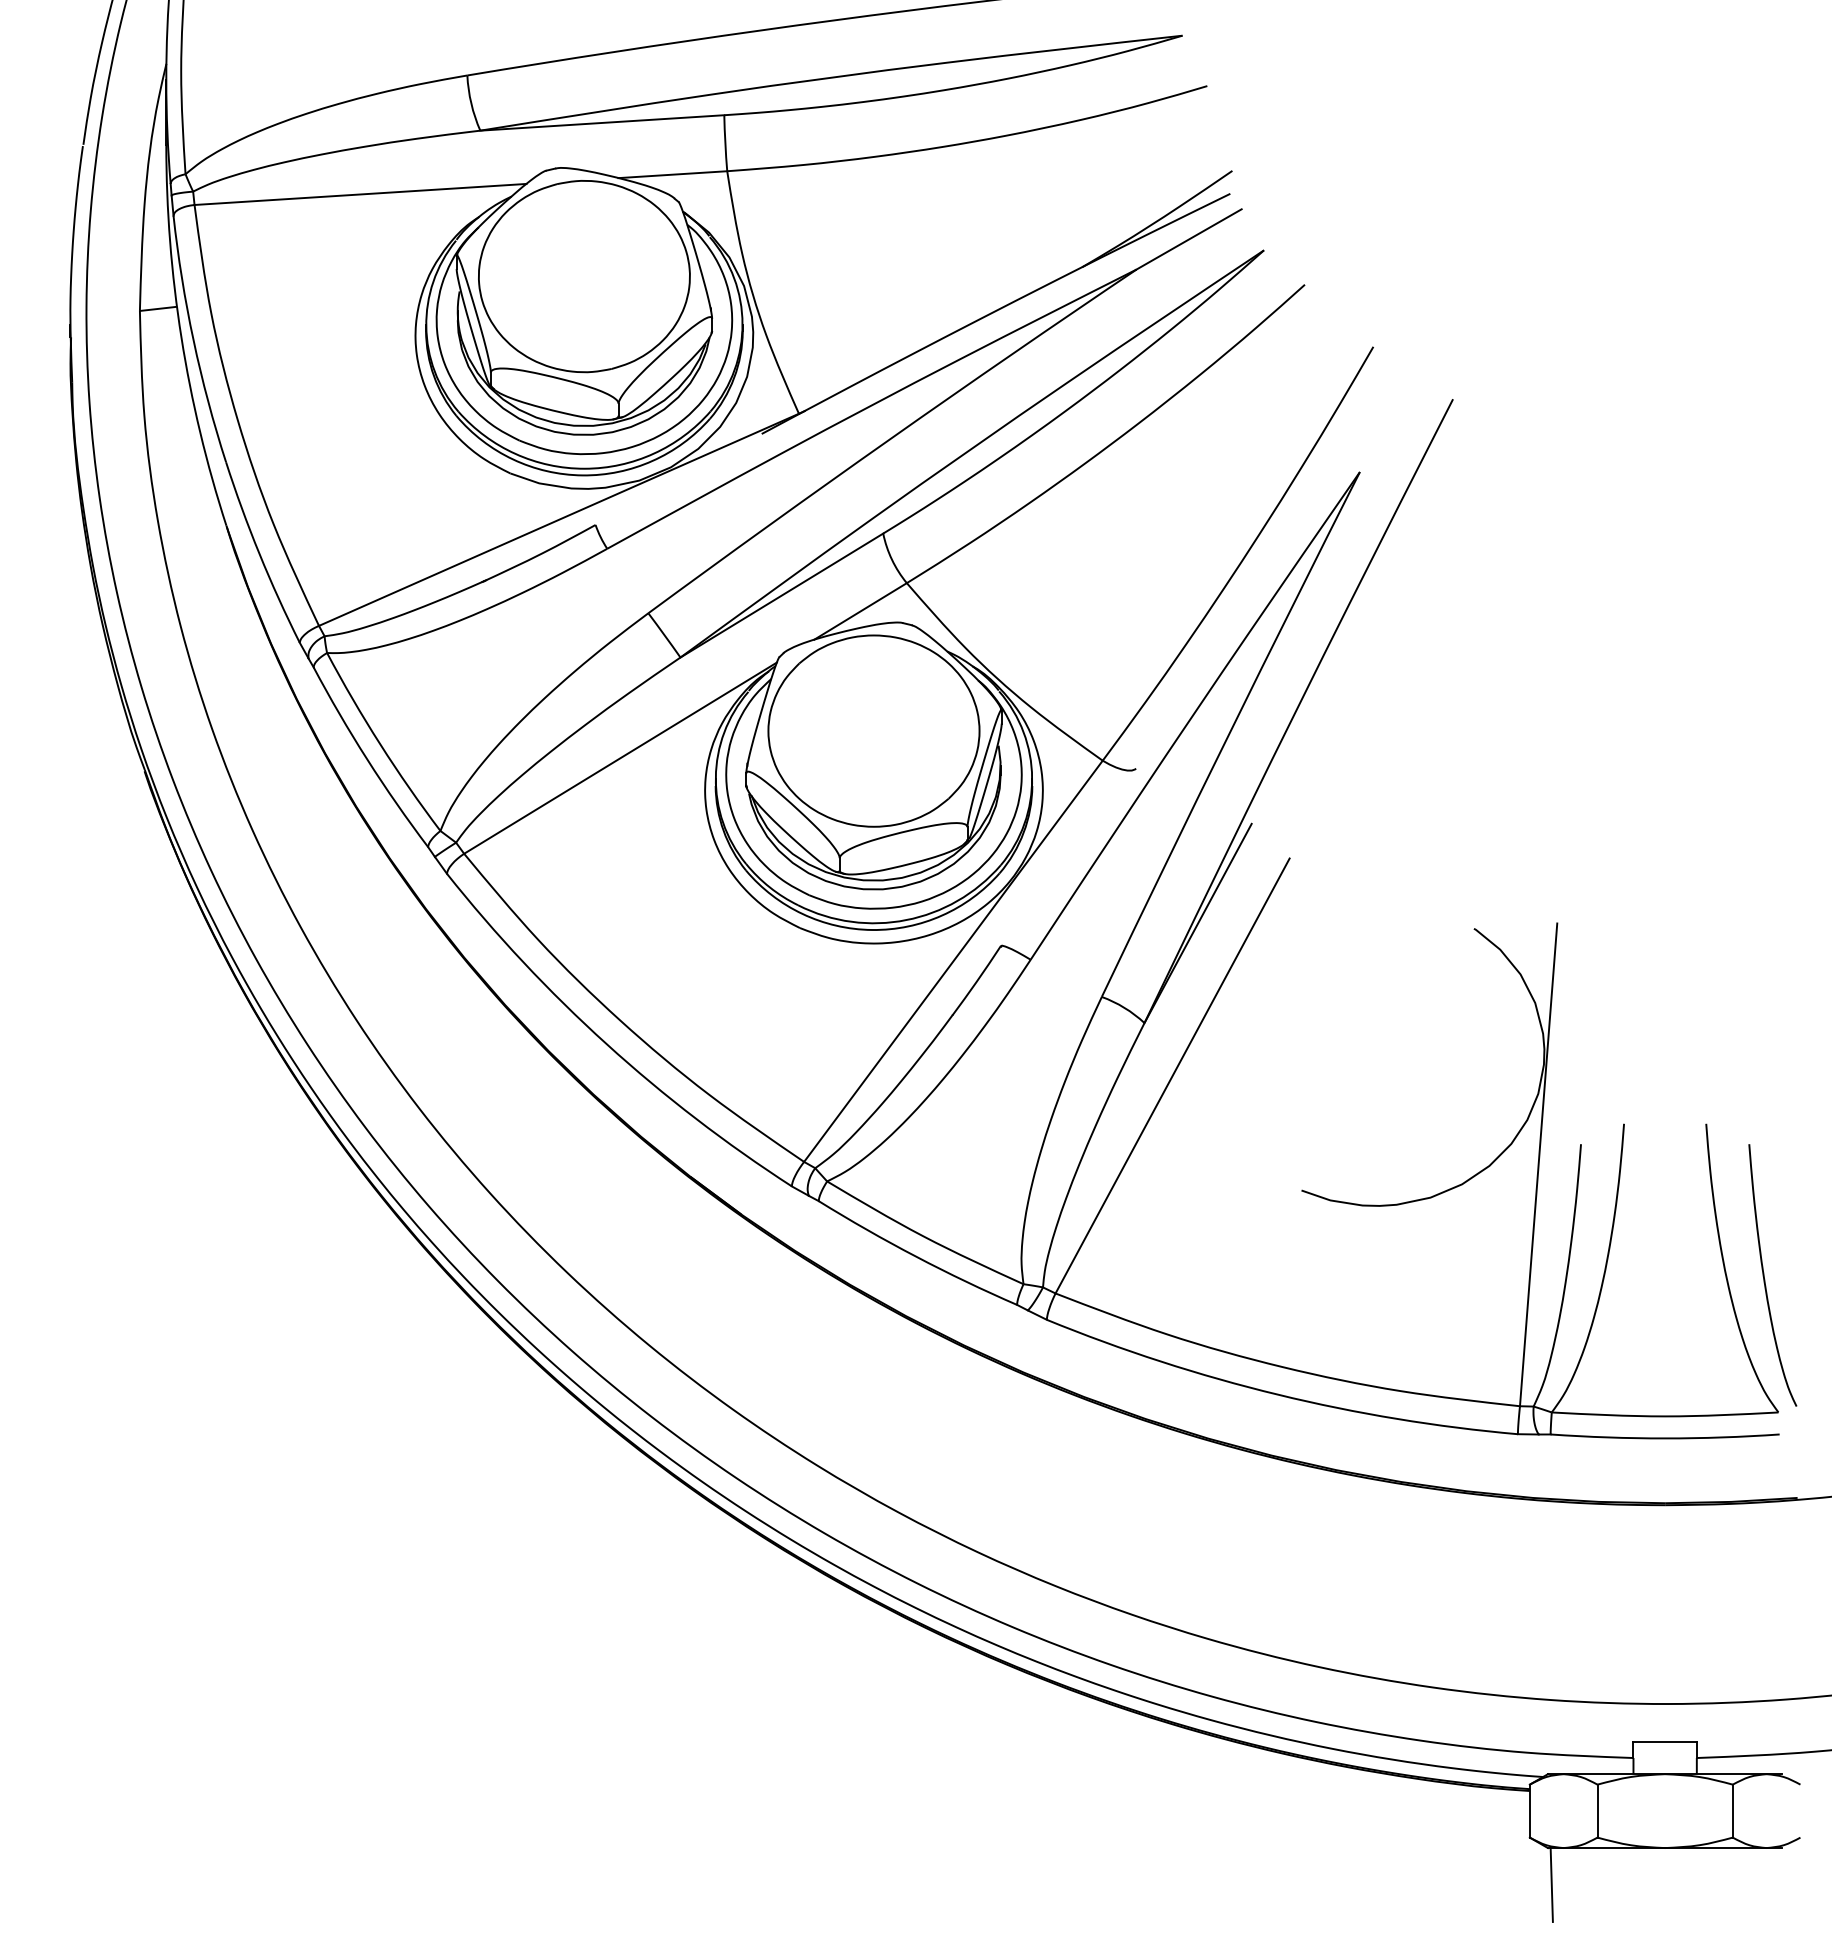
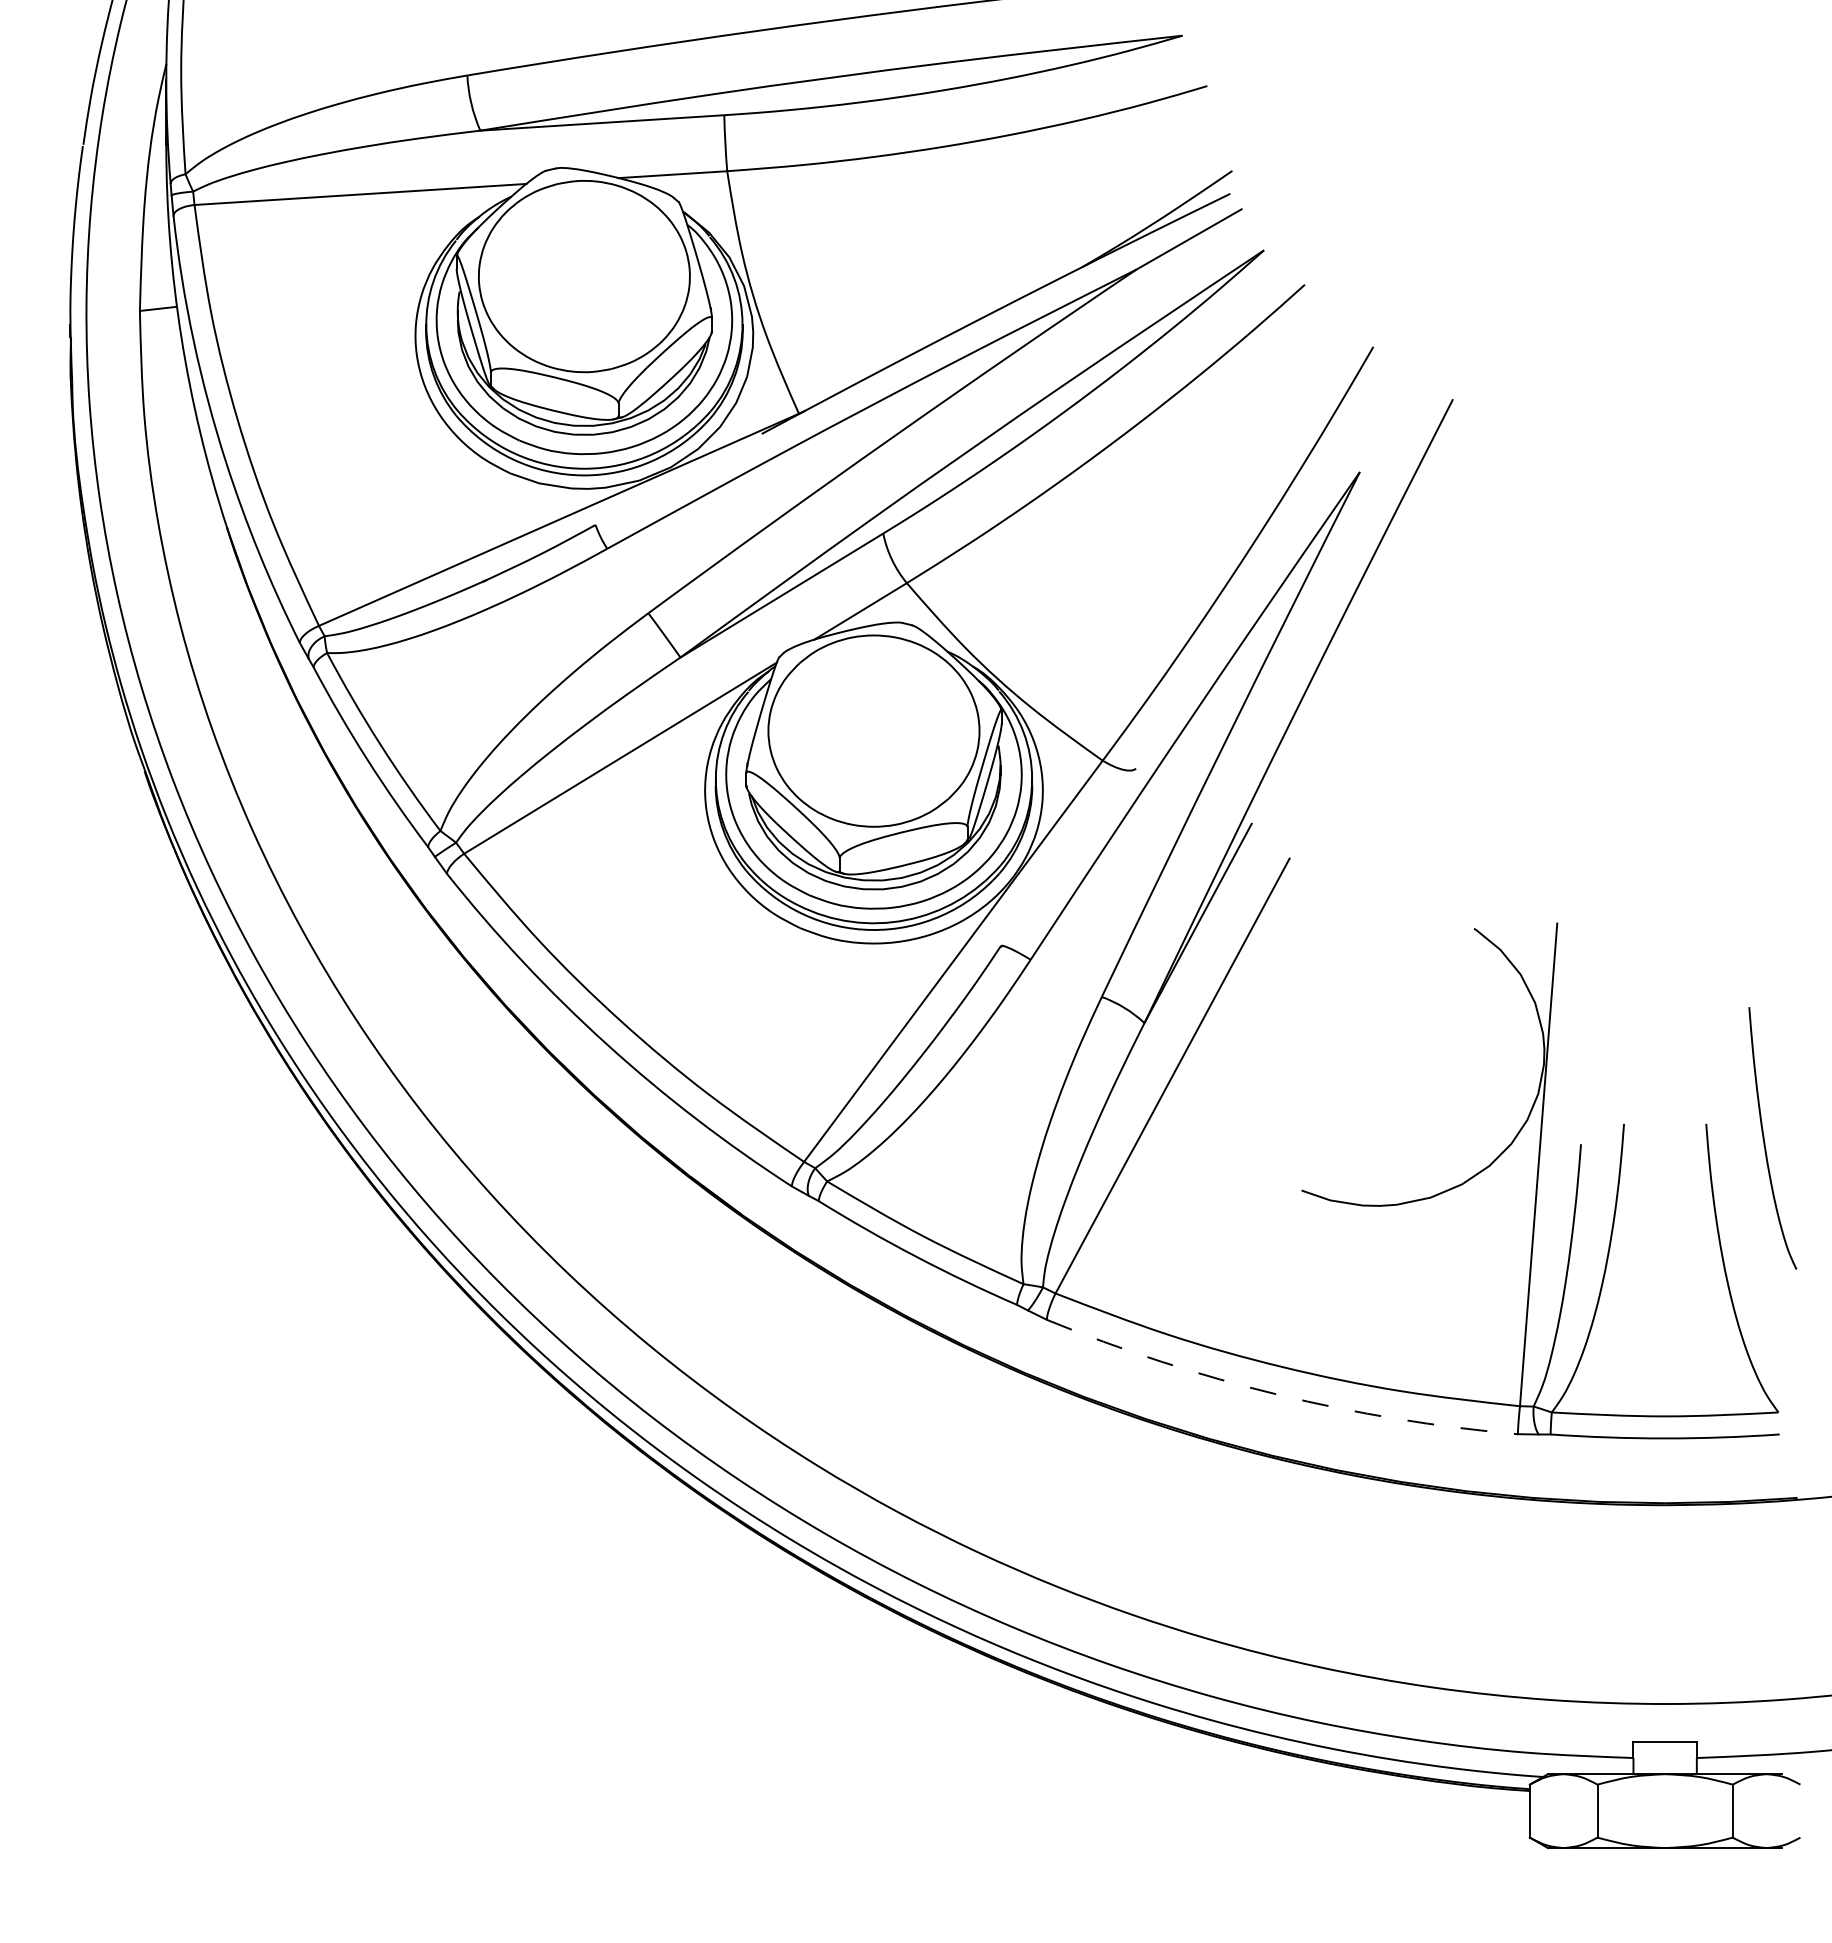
curve position: (1764, 1275) -> (1764, 1138) (1764, 1138)
arc: solid -> dashed (1278, 1394)
line: present -> none (1551, 1884)
